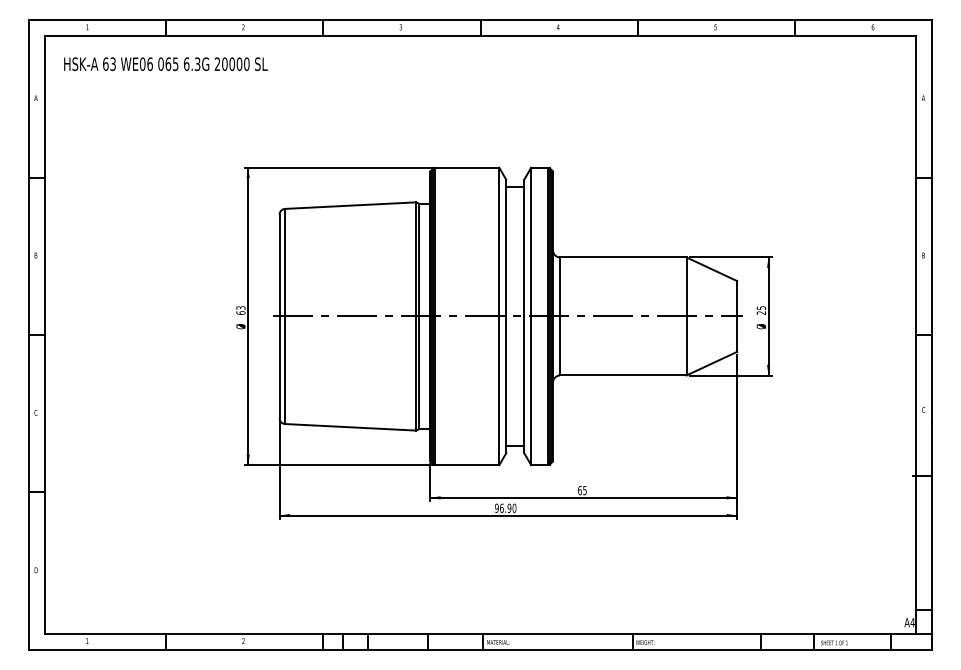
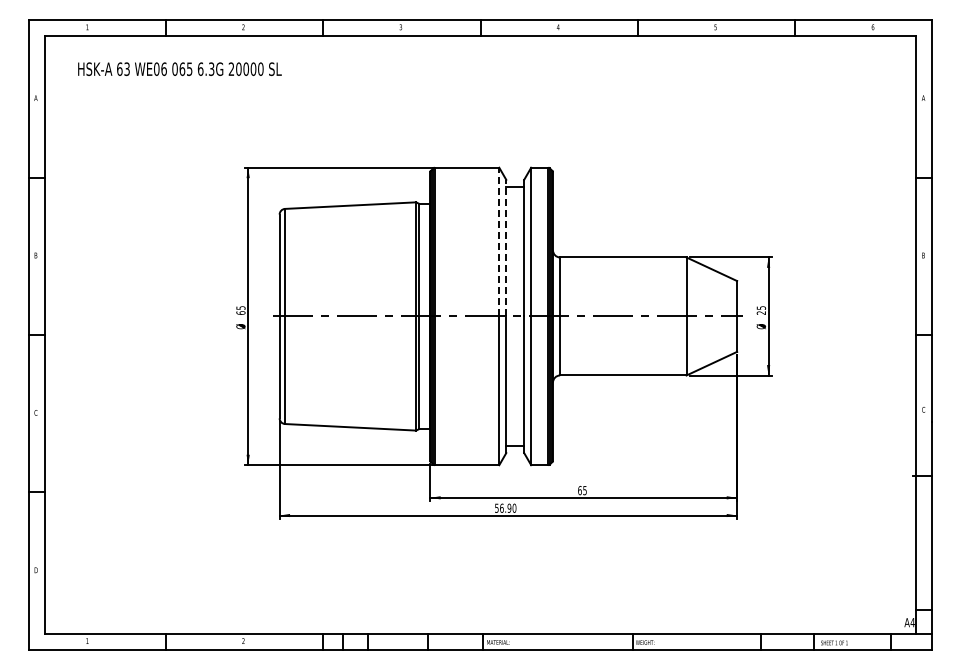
text position: (165, 63) -> (179, 68) (179, 68)
line: solid -> dashed (499, 241)
line: solid -> dashed (506, 247)
text: 63 -> 65 (240, 307)
text: 96.90 -> 56.90 (496, 507)
